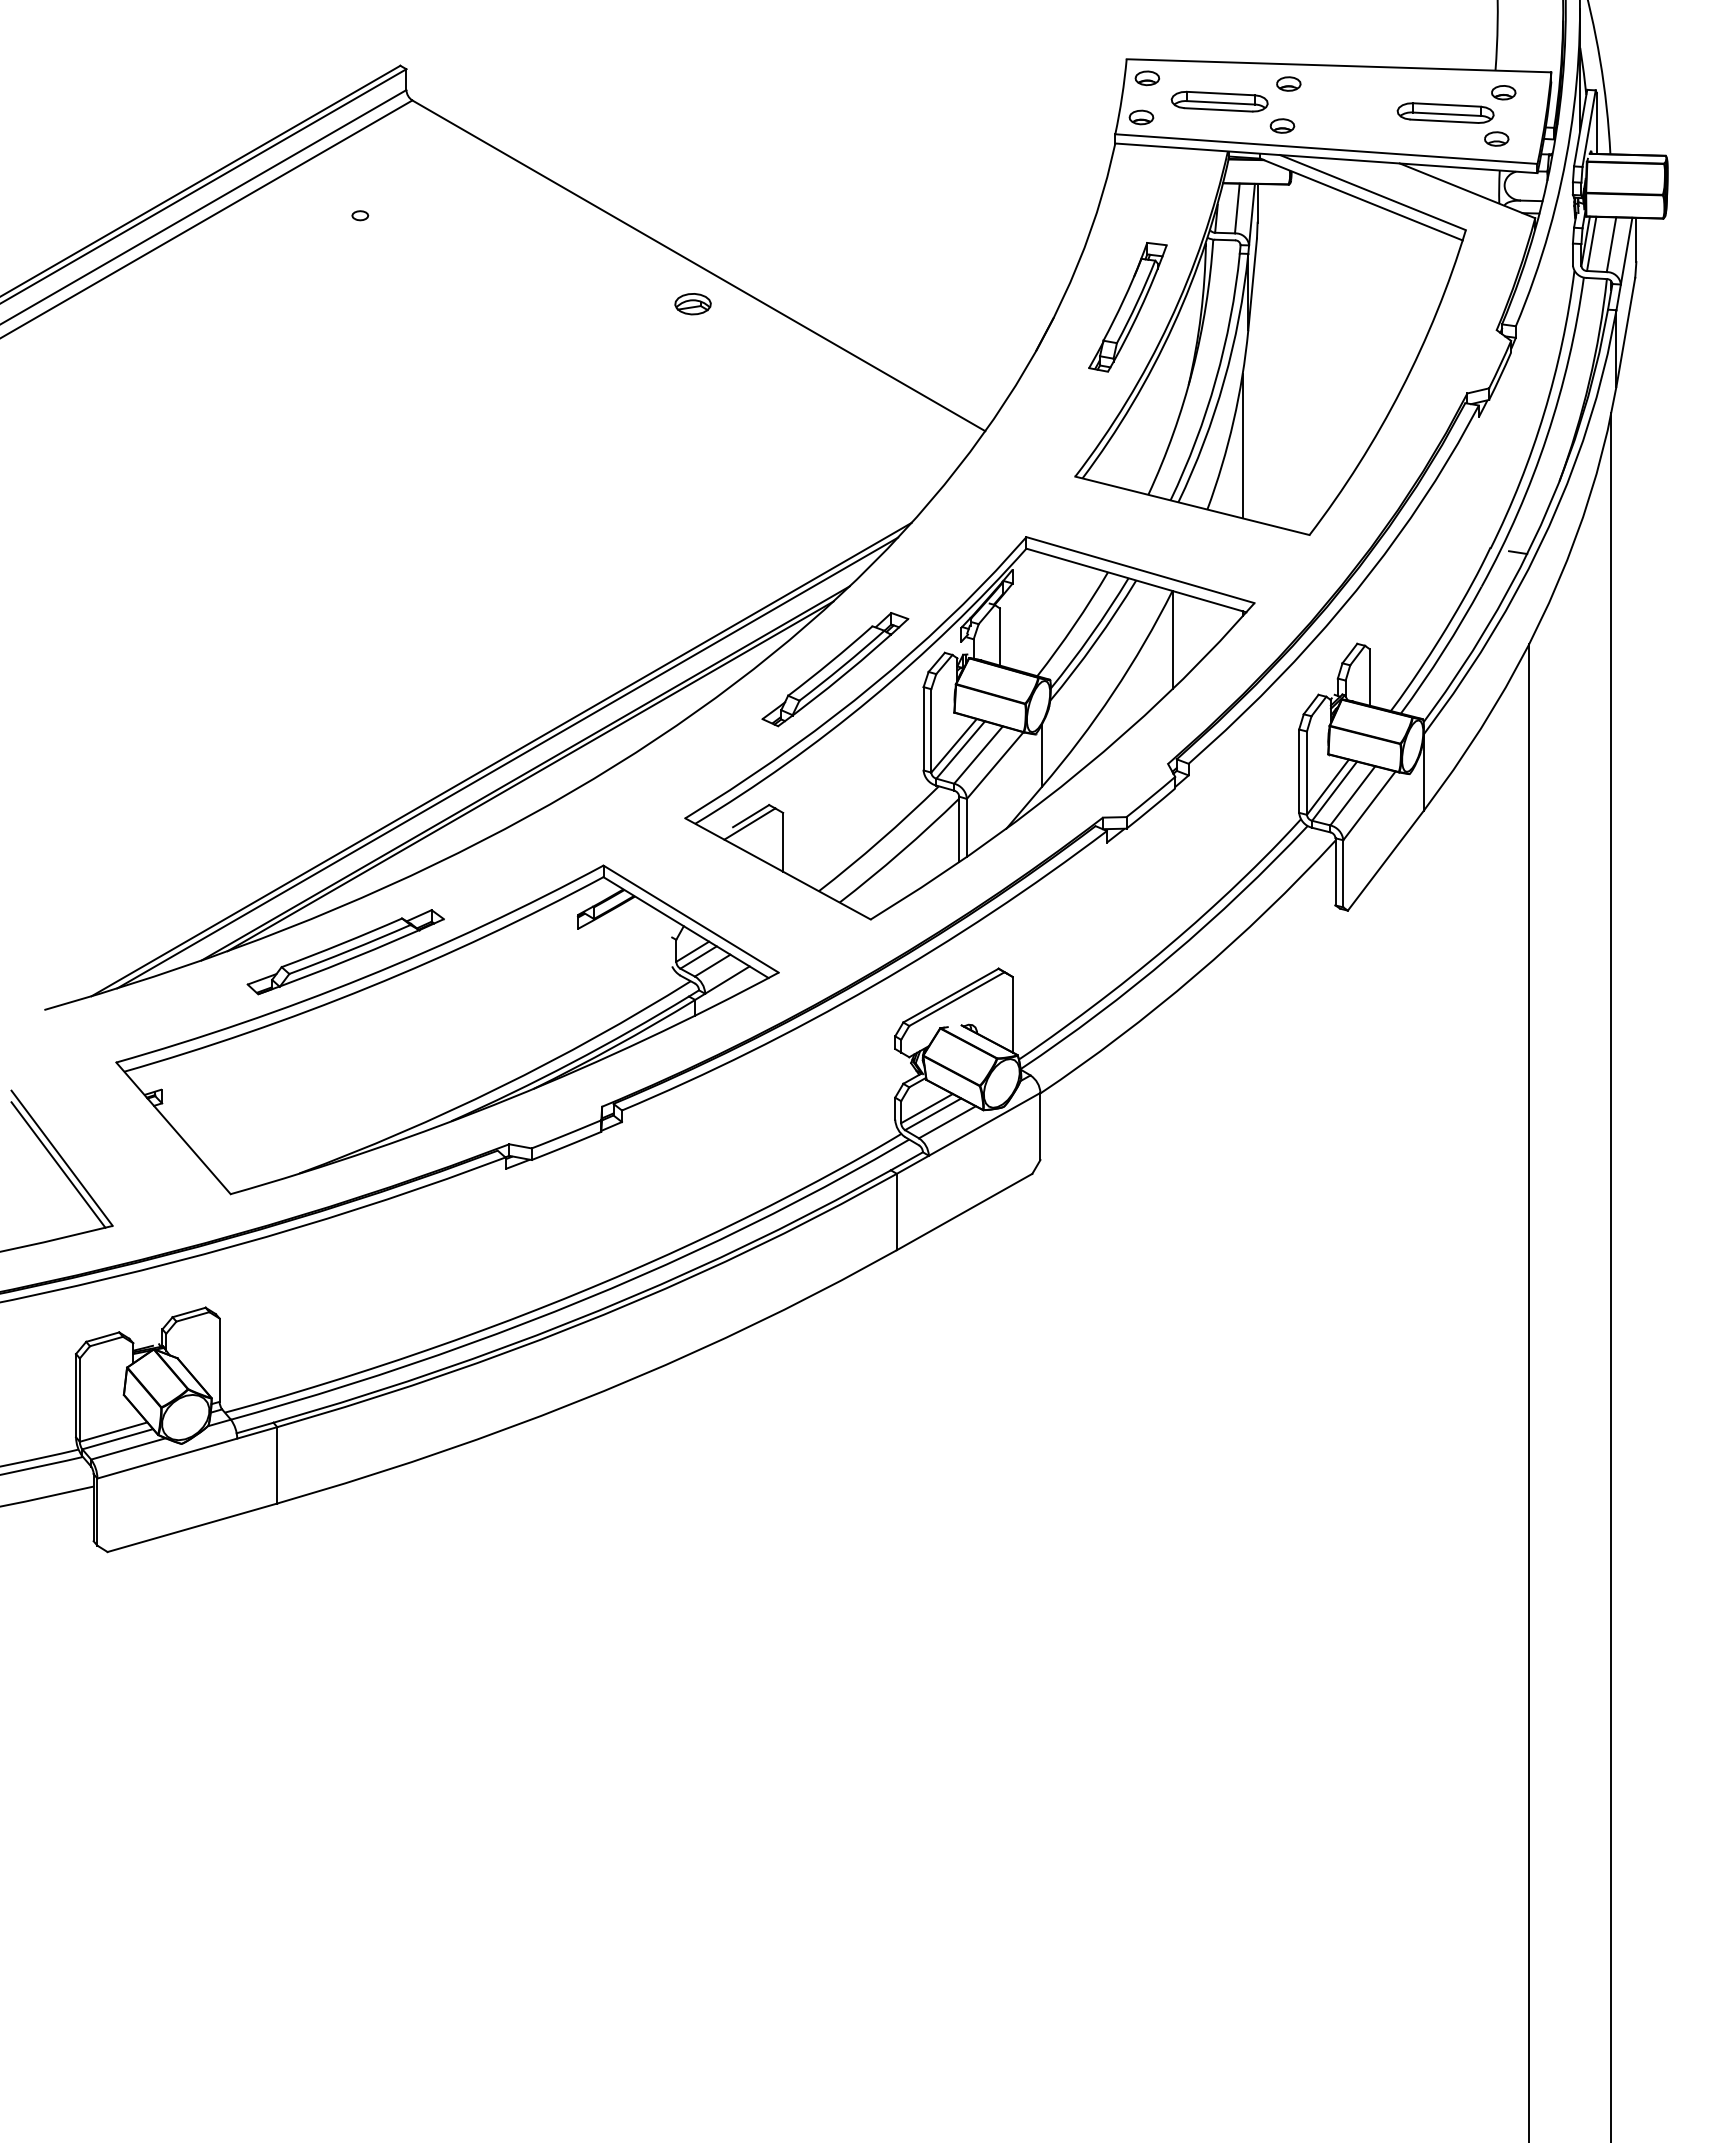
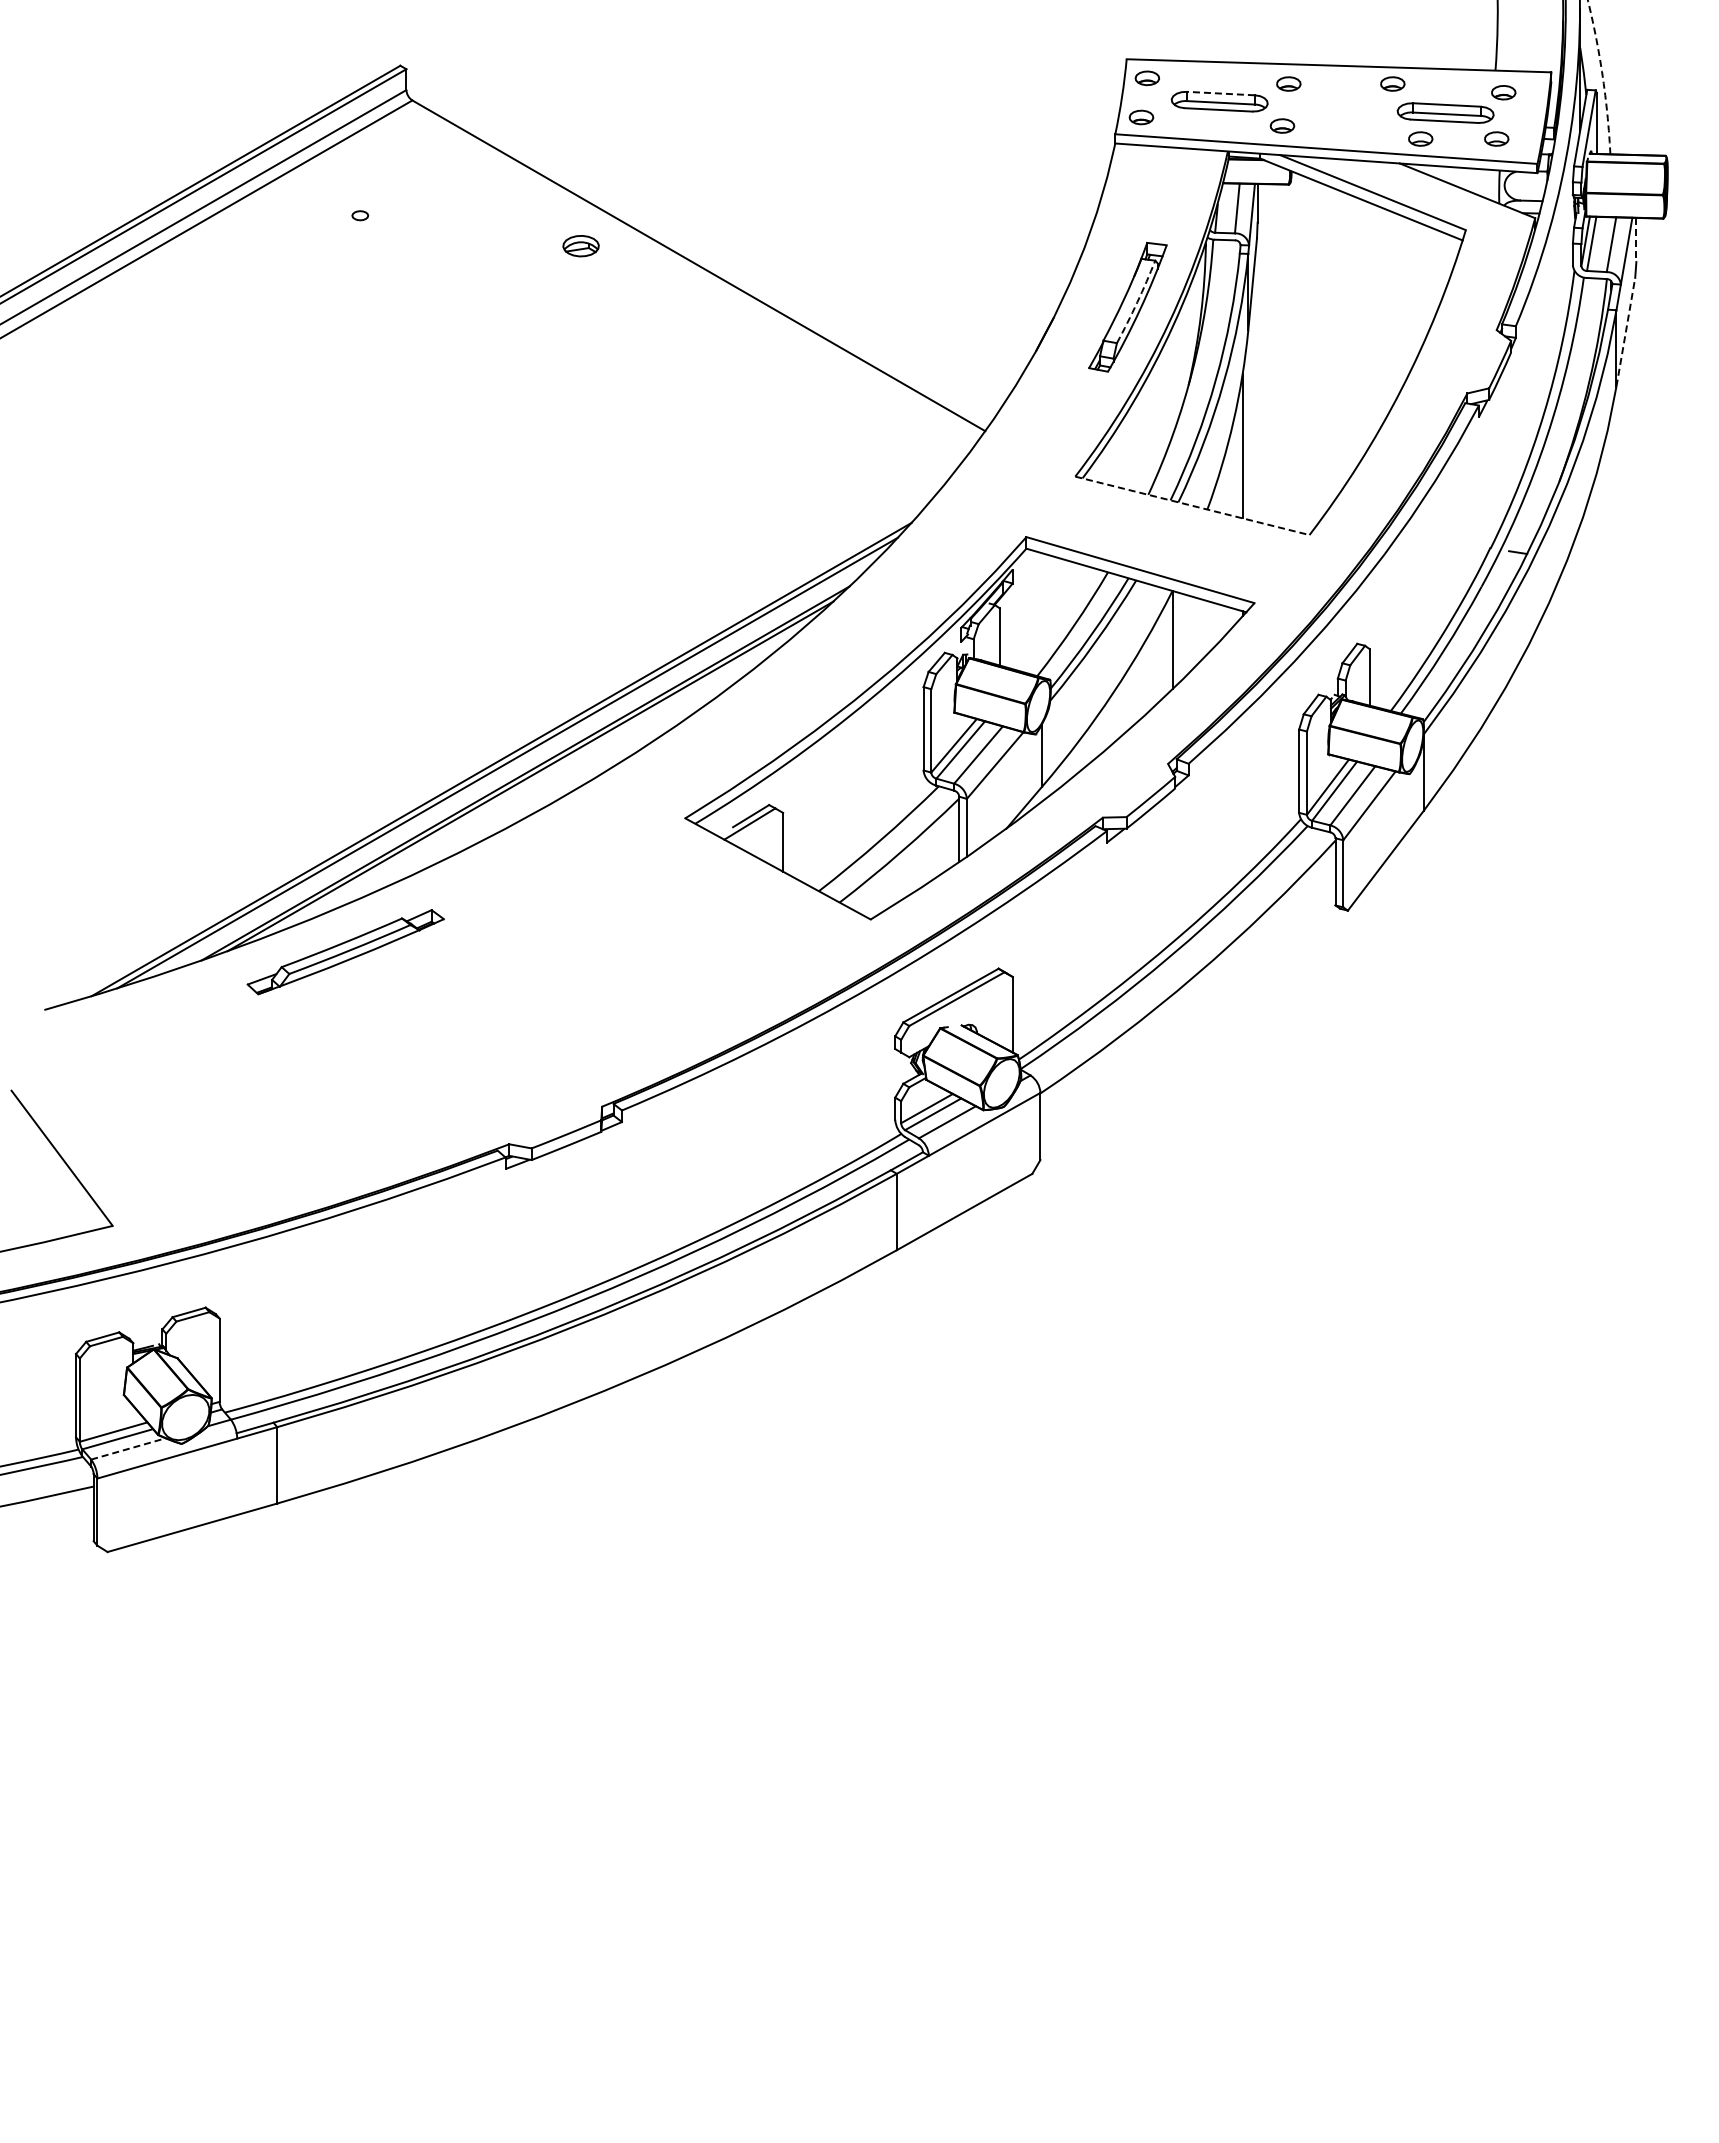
arc: solid -> dashed (1602, 76)
part: none -> present (1392, 83)
line: solid -> dashed (1220, 93)
part: none -> present (1420, 138)
line: solid -> dashed (1636, 240)
arc: solid -> dashed (1137, 302)
part position: (692, 304) -> (580, 246) (580, 246)
line: solid -> dashed (1625, 331)
line: solid -> dashed (1192, 505)
part: present -> none (835, 669)
part: present -> none (447, 1029)
line: present -> none (58, 1164)
line: present -> none (1611, 1276)
line: present -> none (1529, 1391)
line: solid -> dashed (128, 1448)
